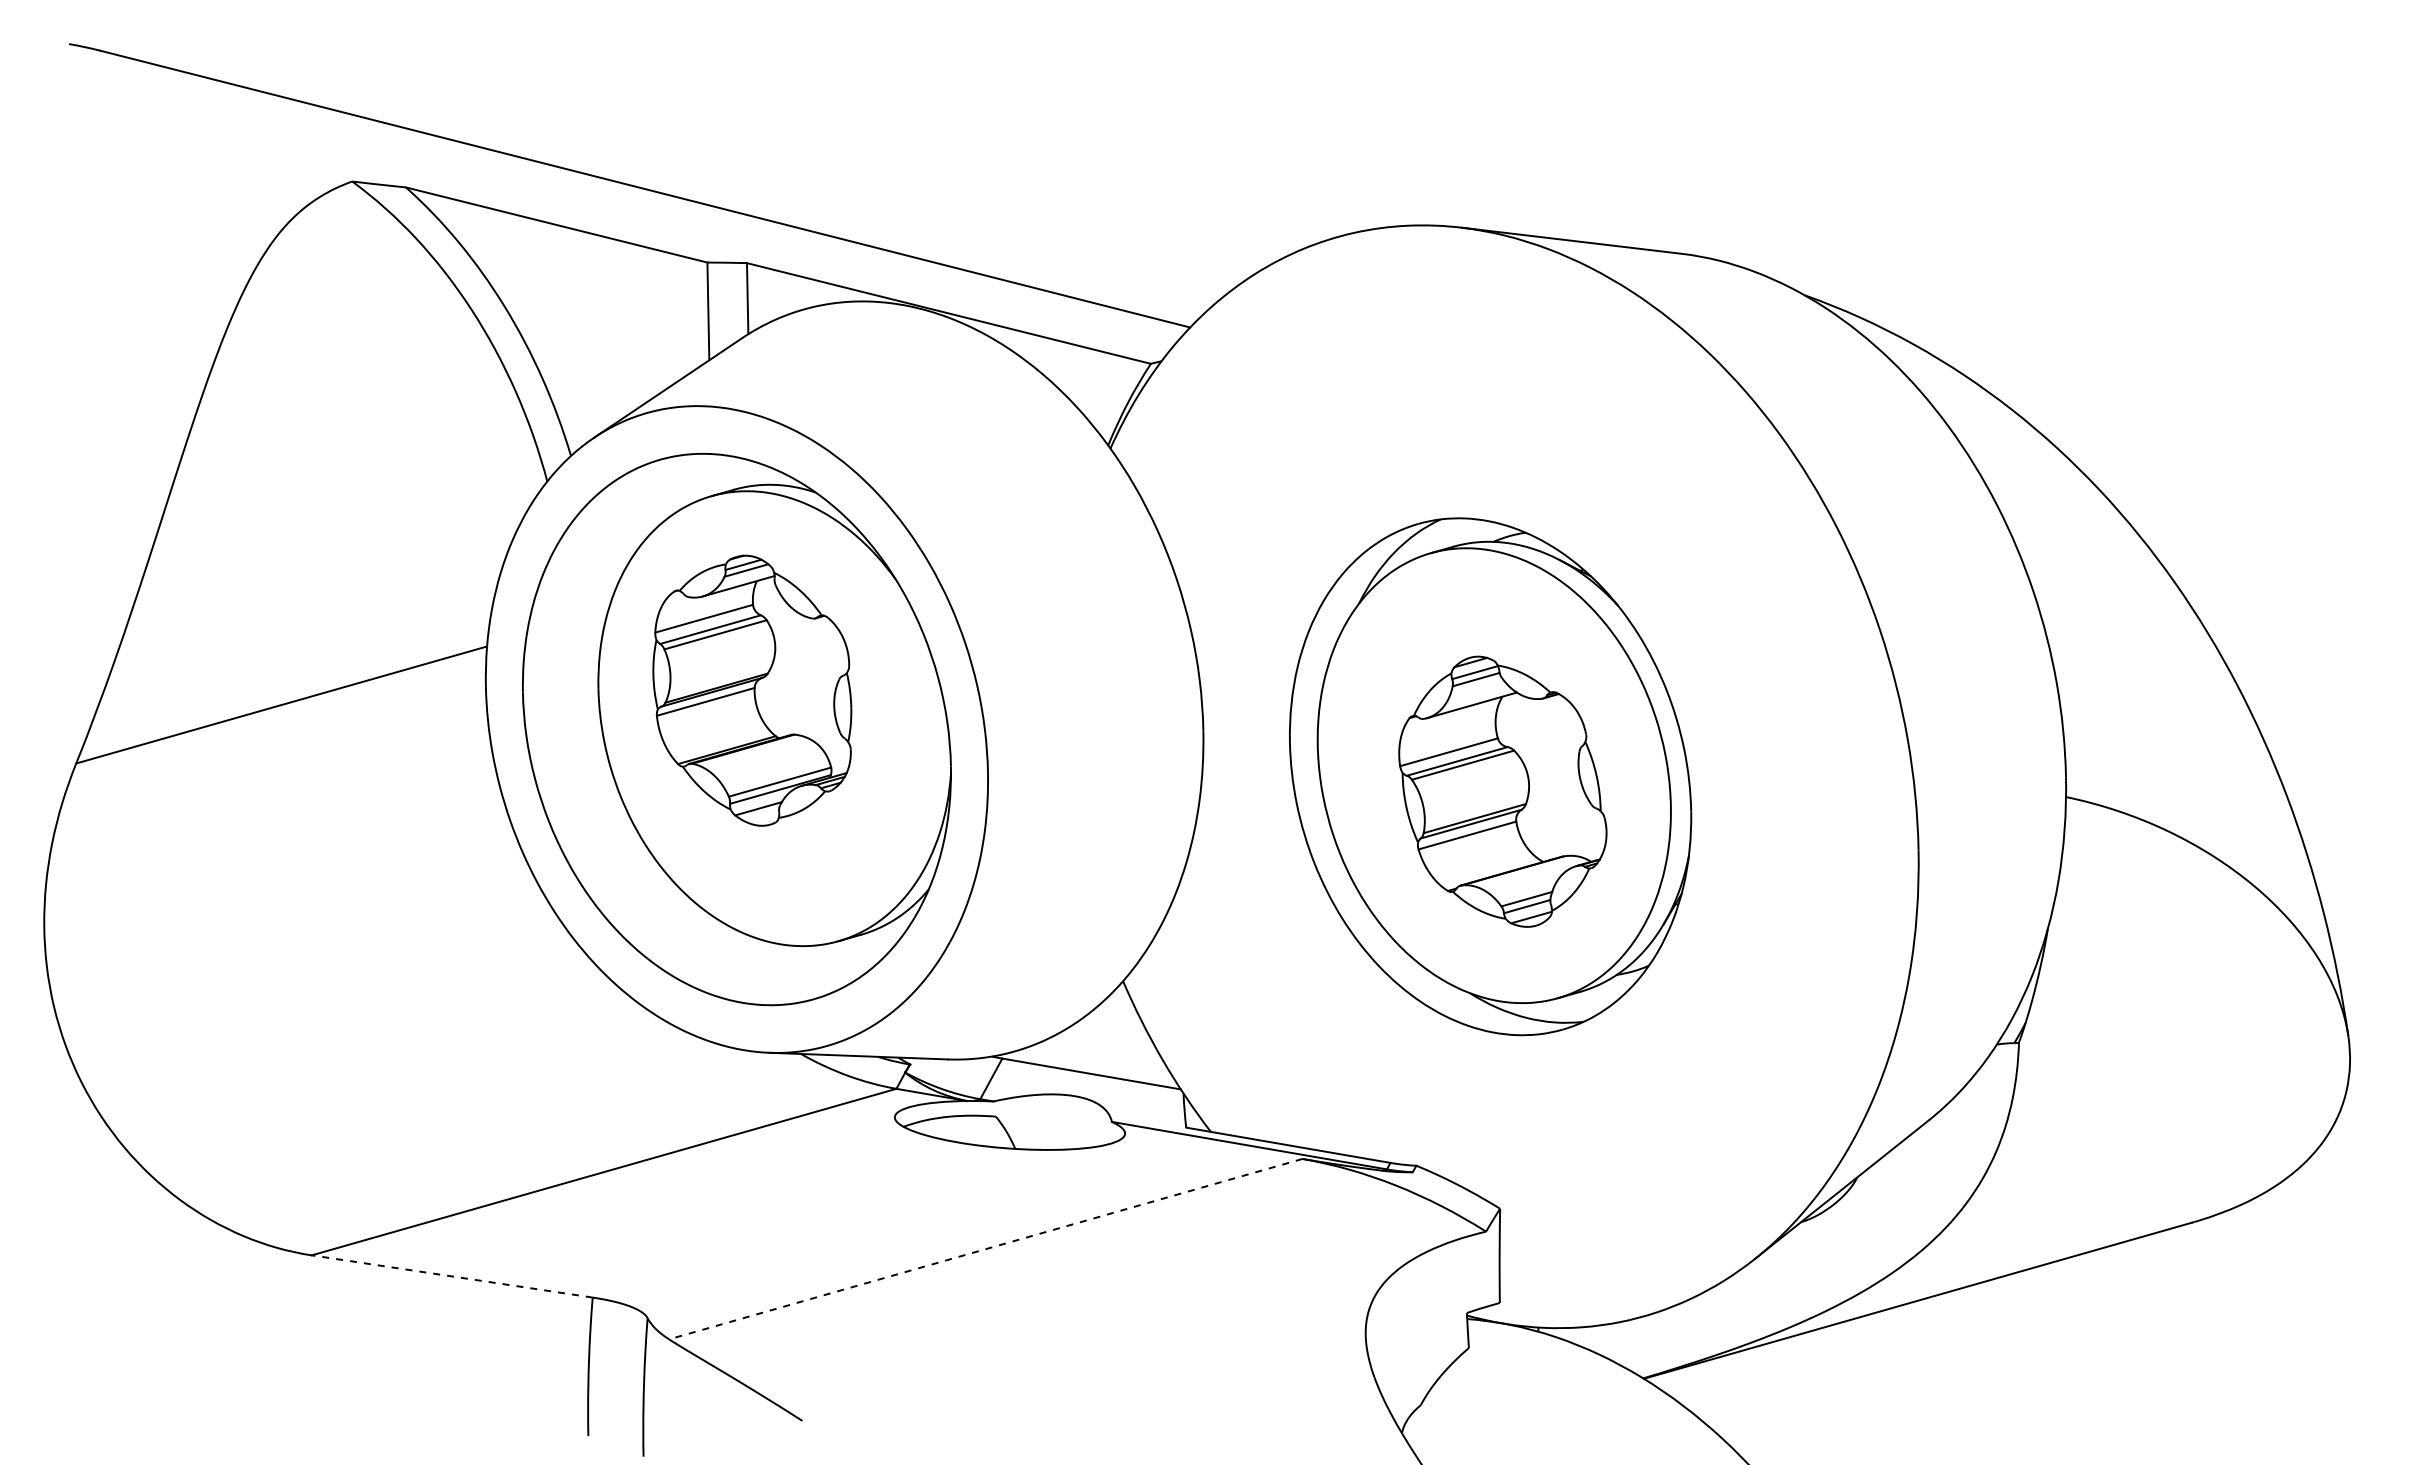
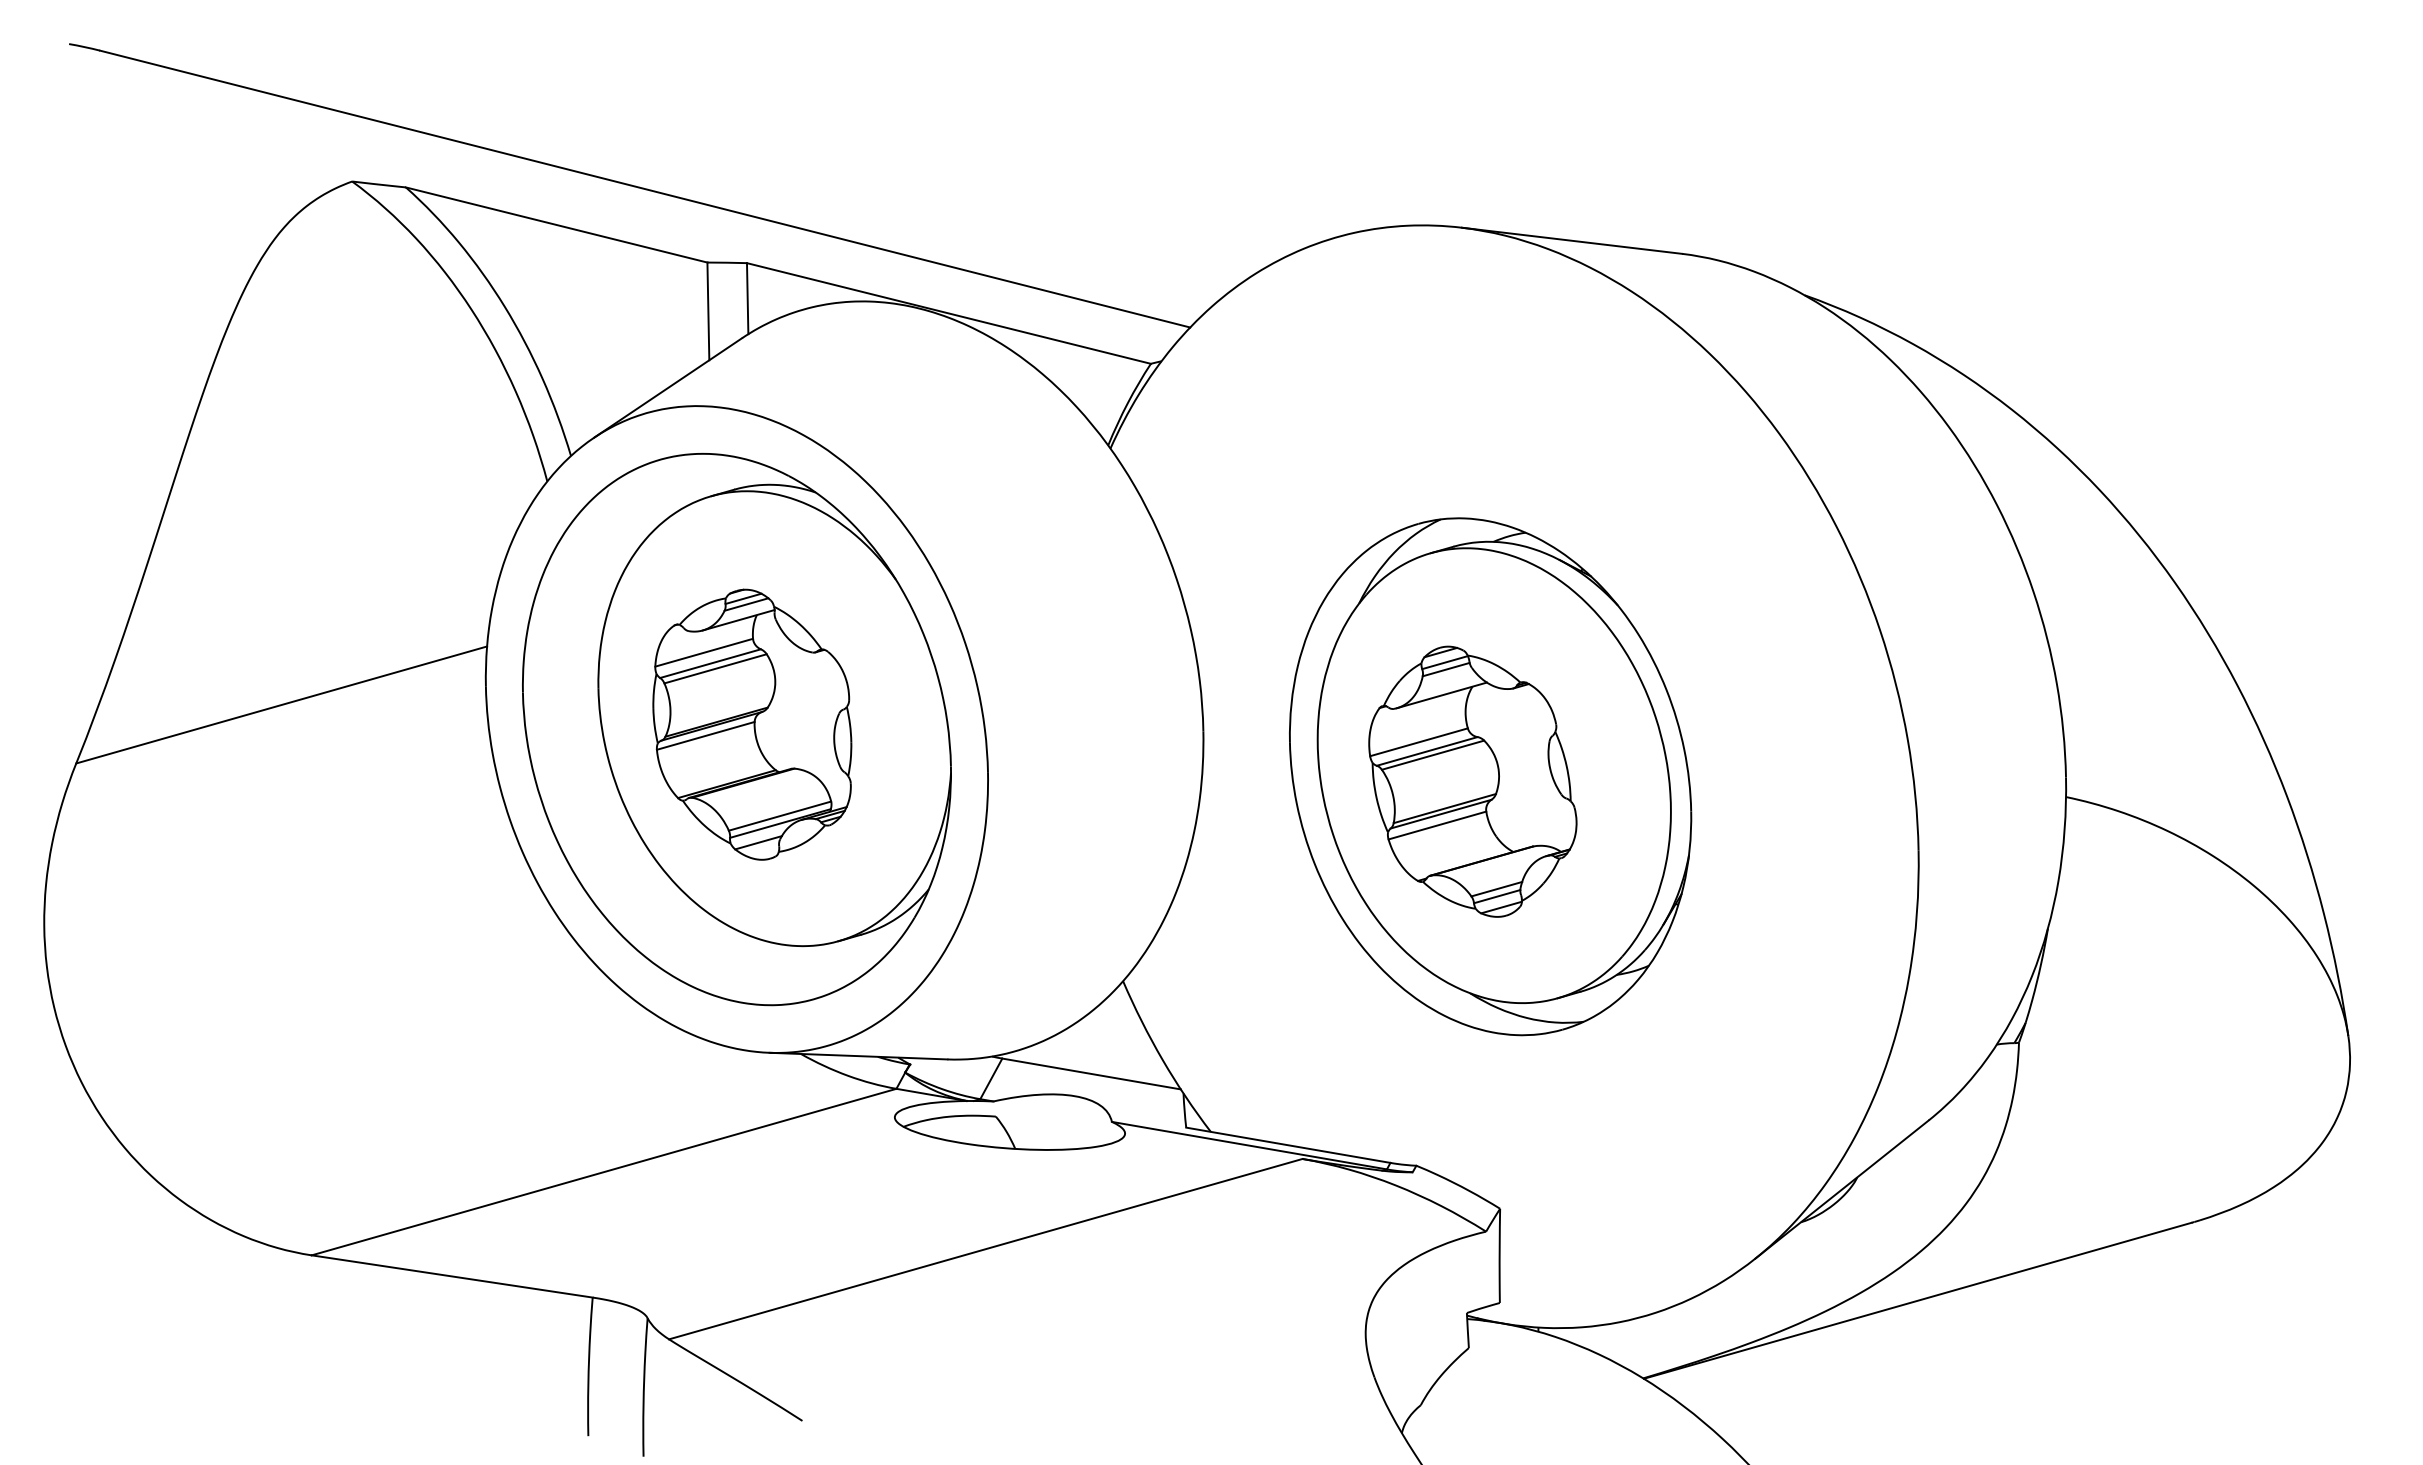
part position: (752, 690) -> (752, 724) (752, 724)
part position: (1502, 791) -> (1472, 781) (1472, 781)
line: dashed -> solid (985, 1249)
line: dashed -> solid (451, 1276)
